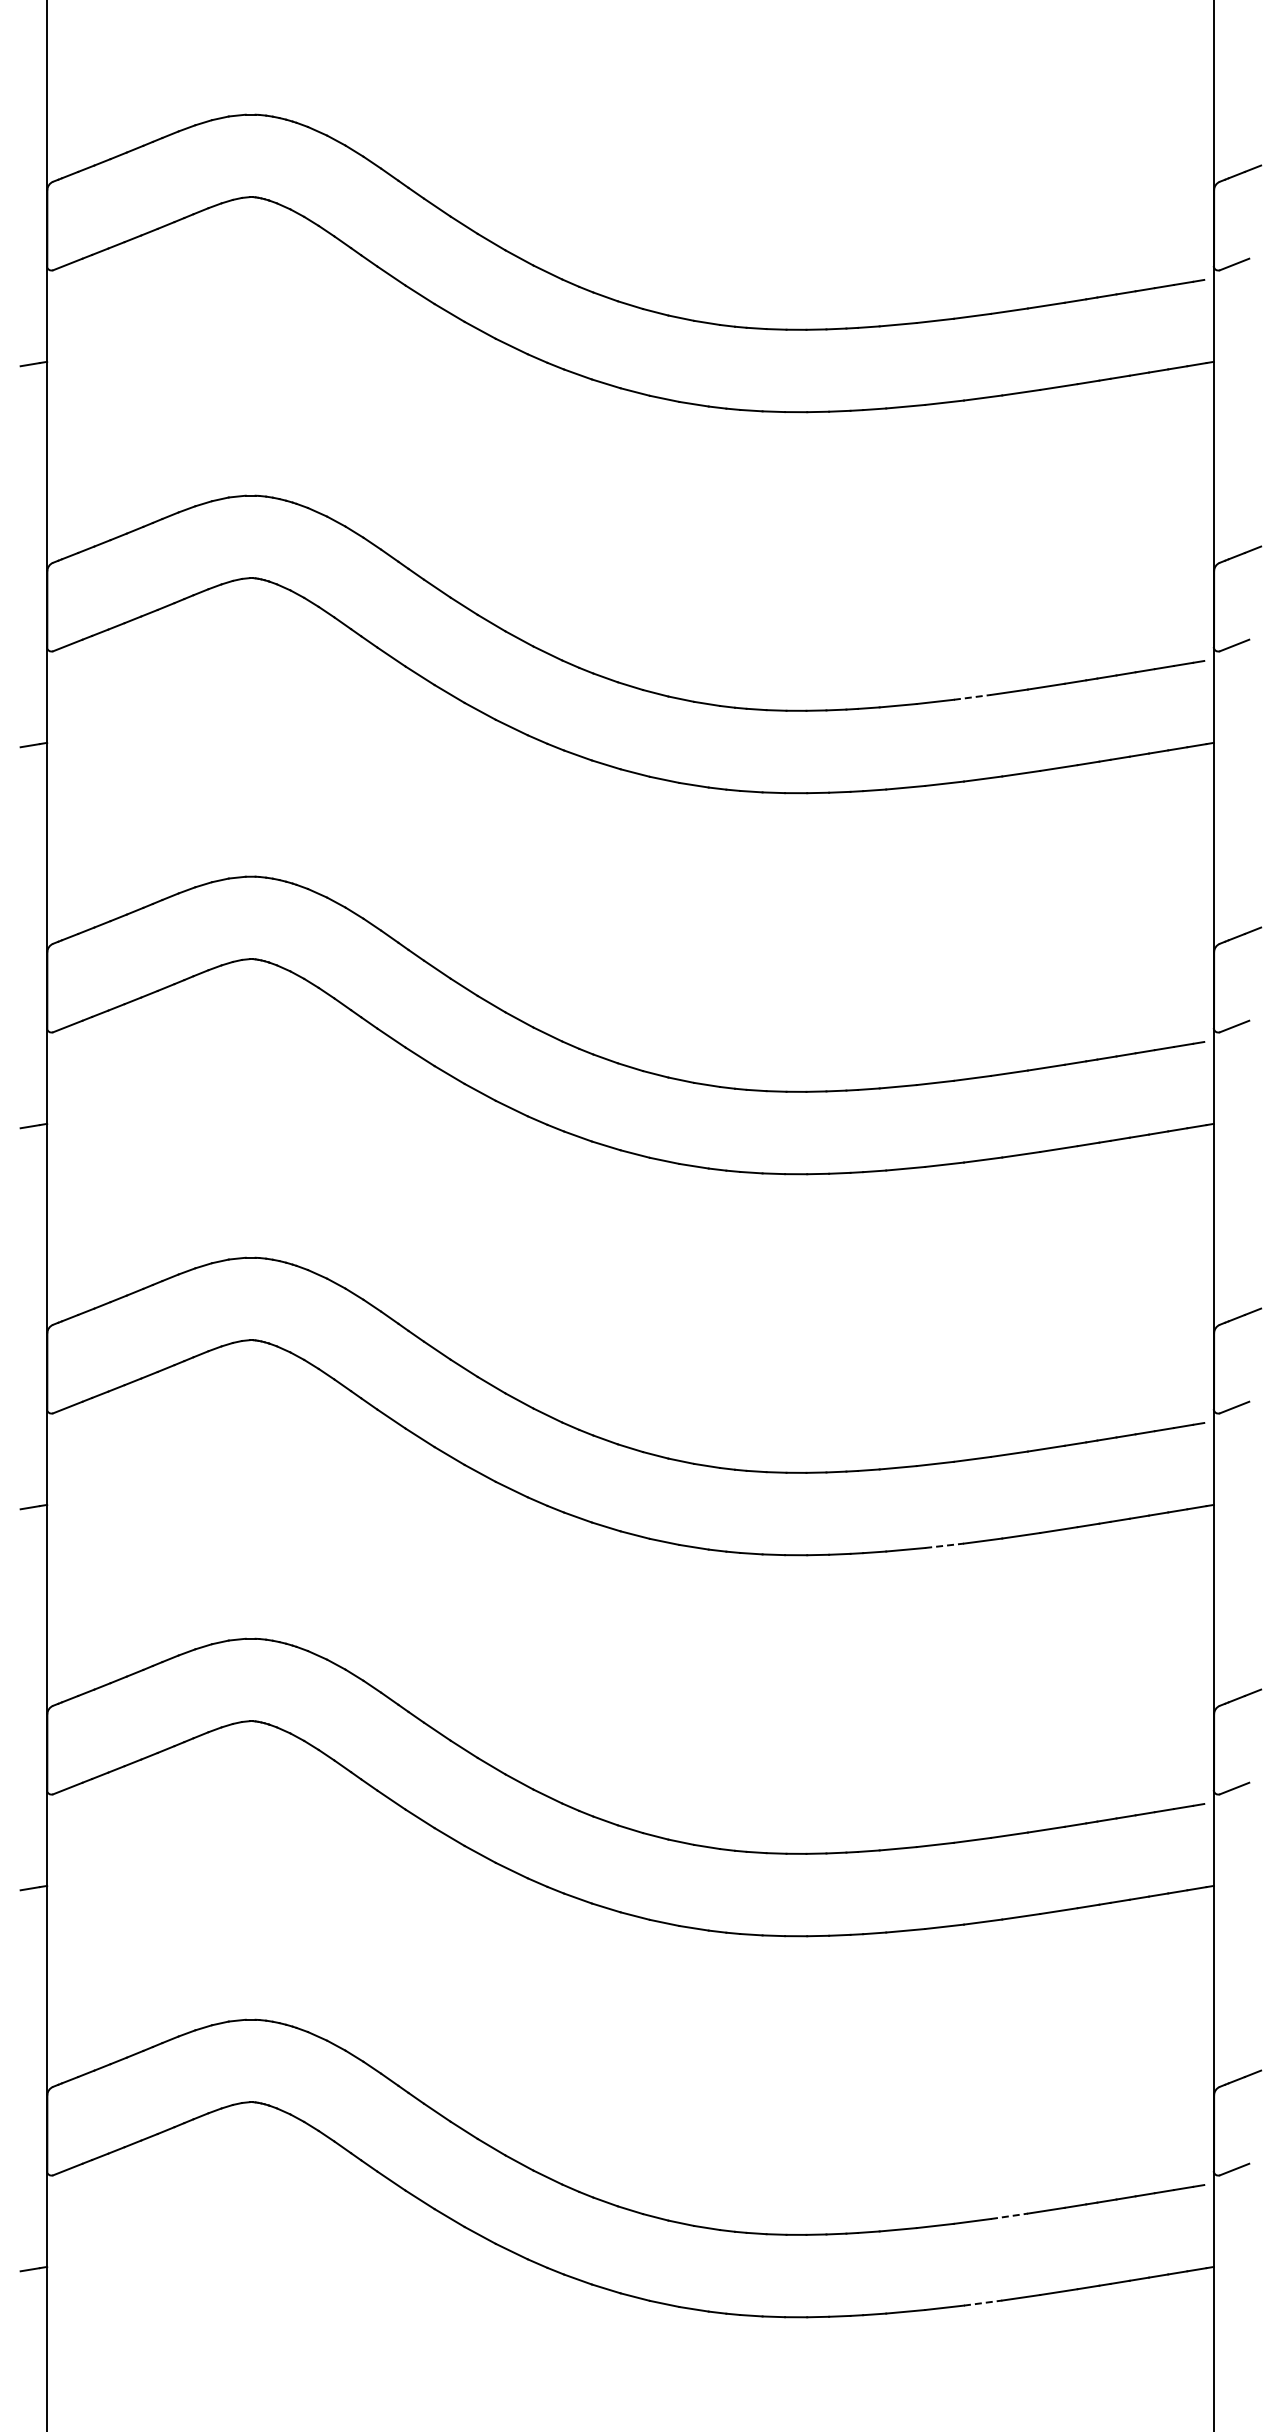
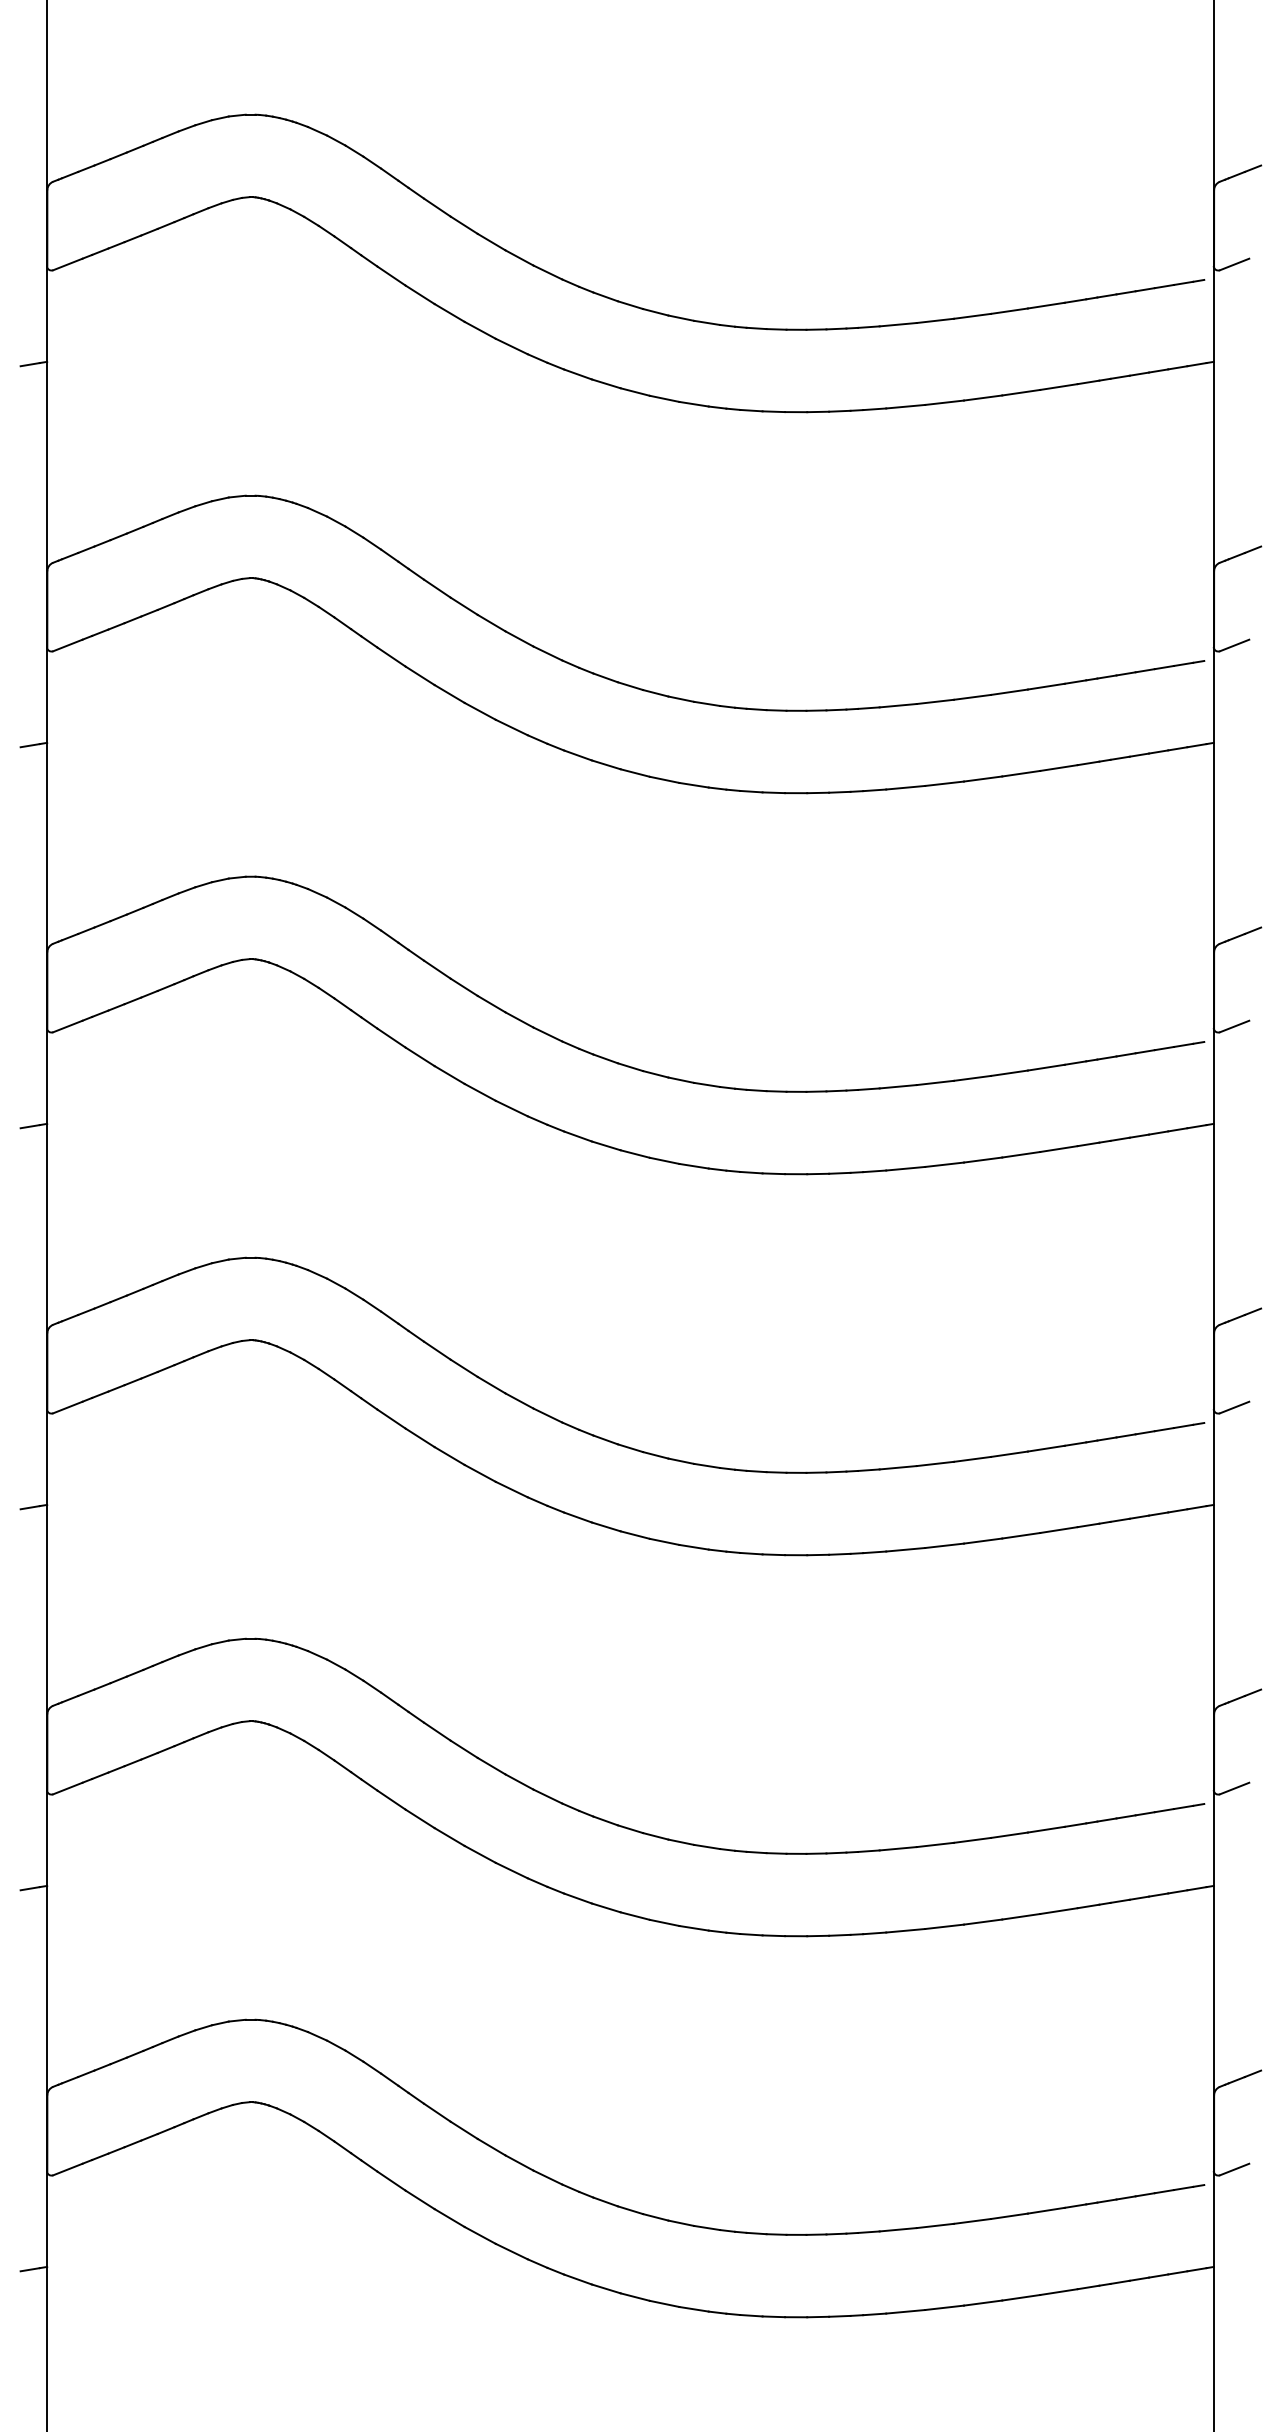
line: dashed -> solid (972, 697)
line: dashed -> solid (944, 1545)
line: dashed -> solid (1009, 2216)
line: dashed -> solid (983, 2303)
